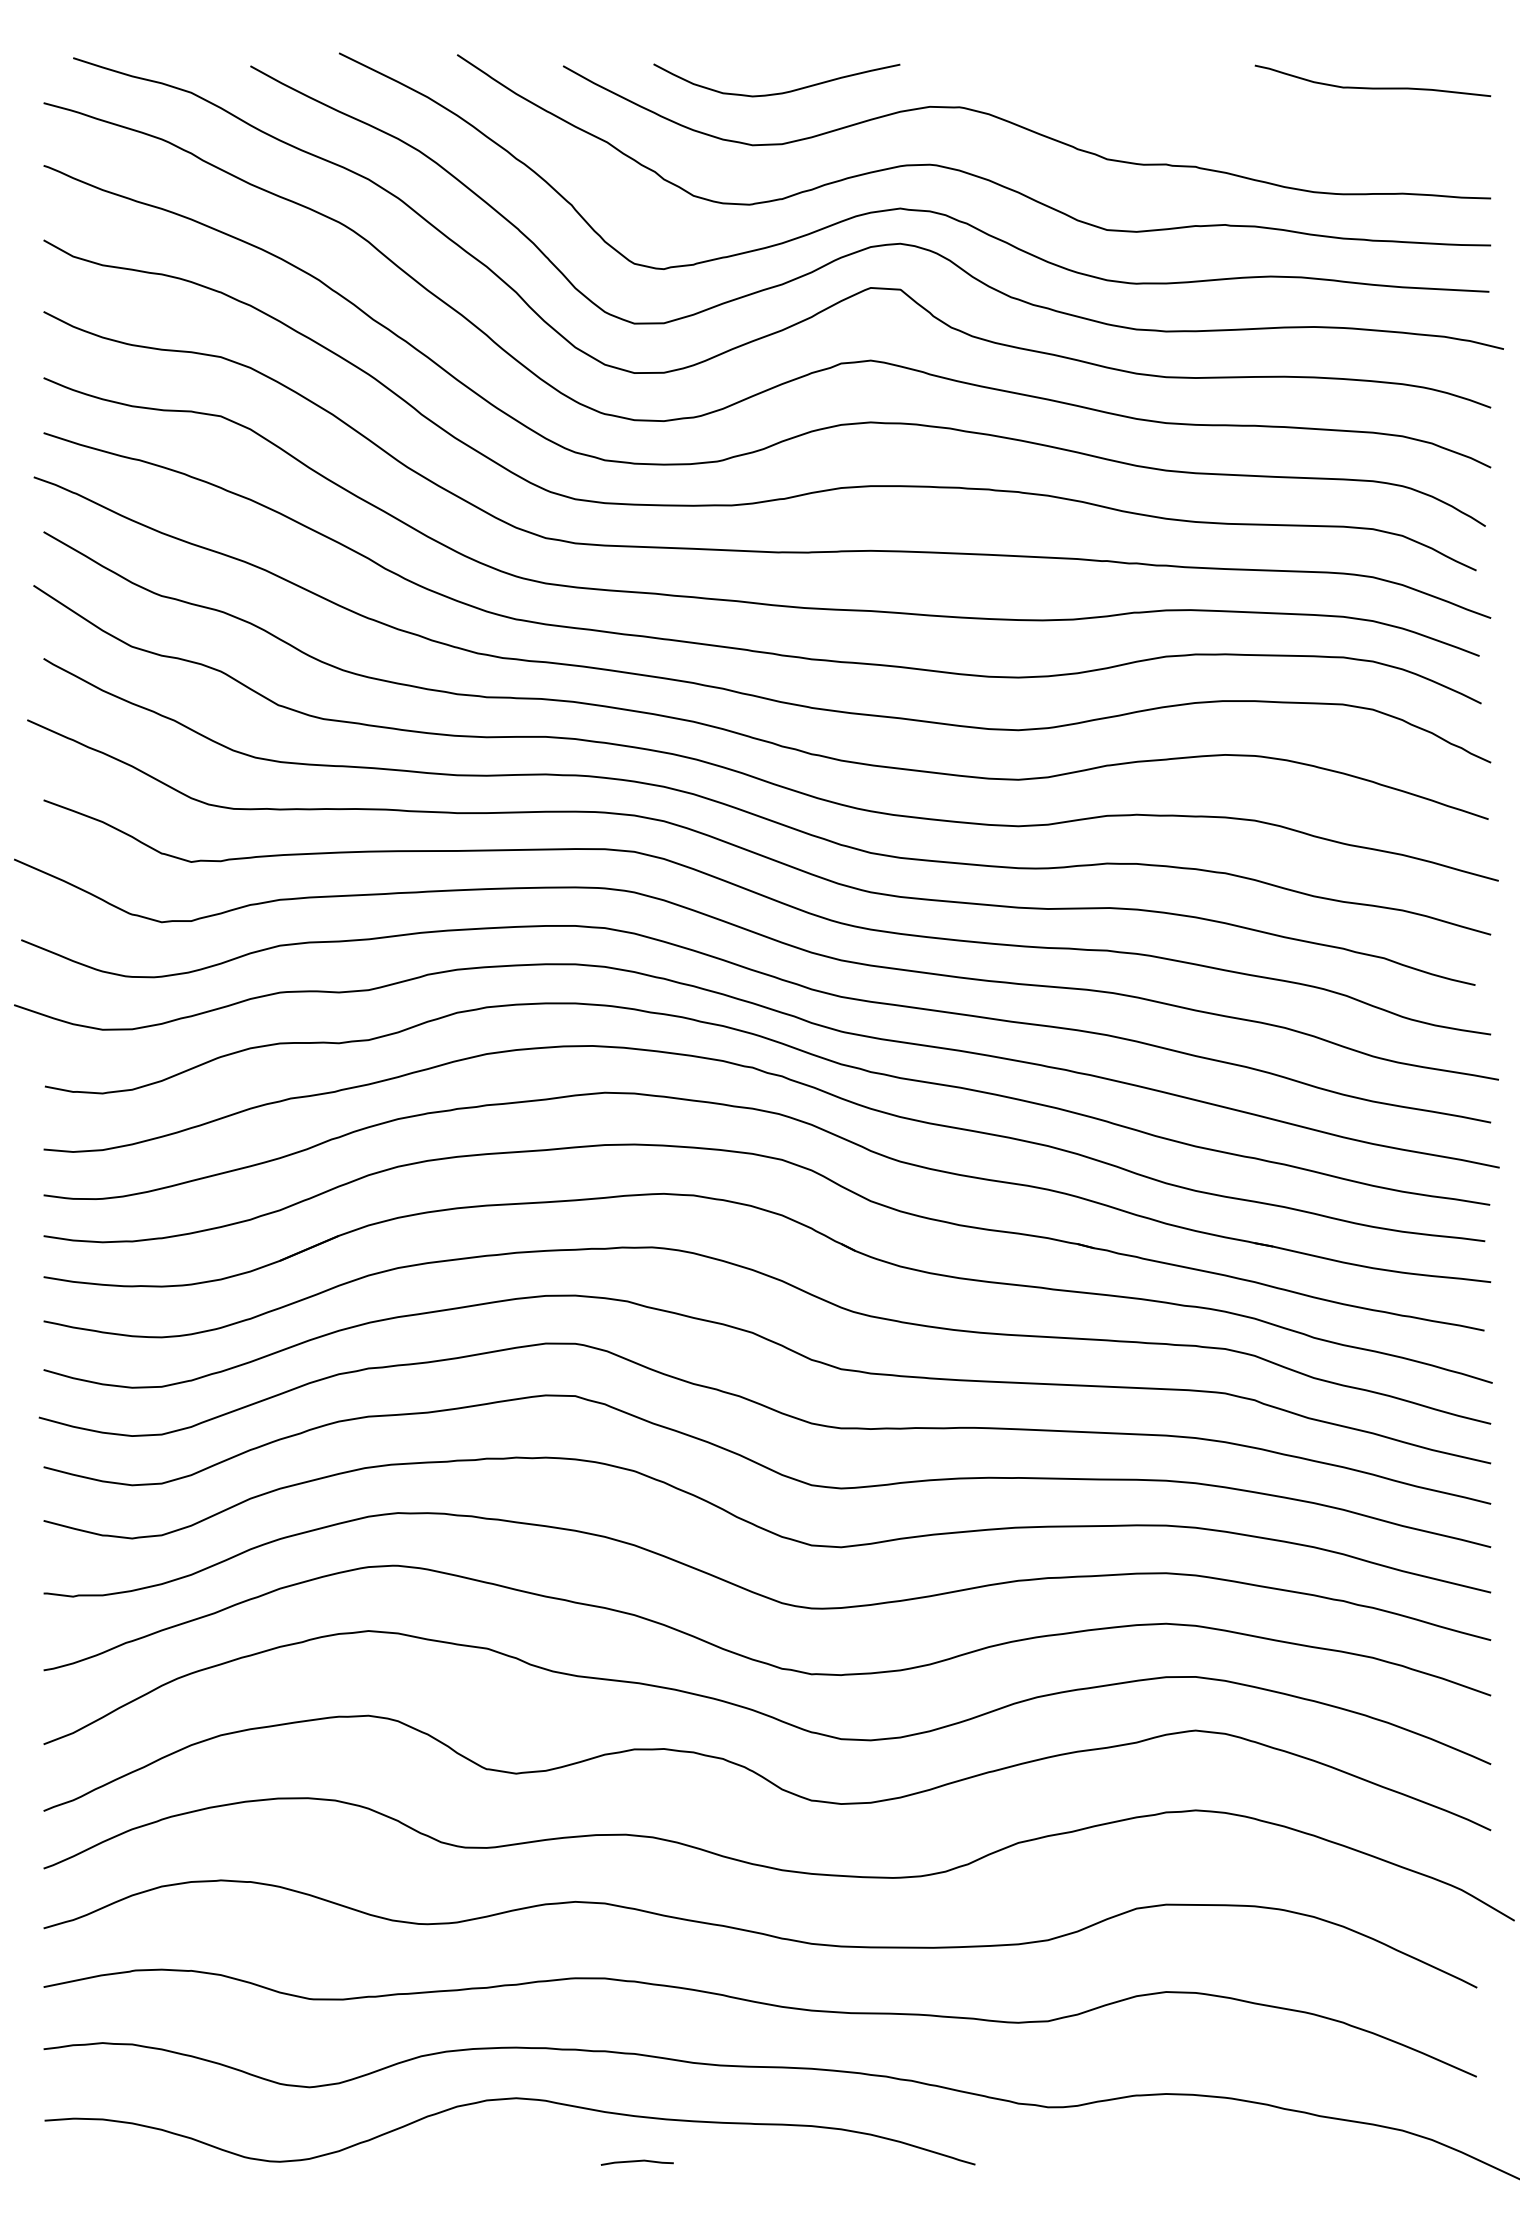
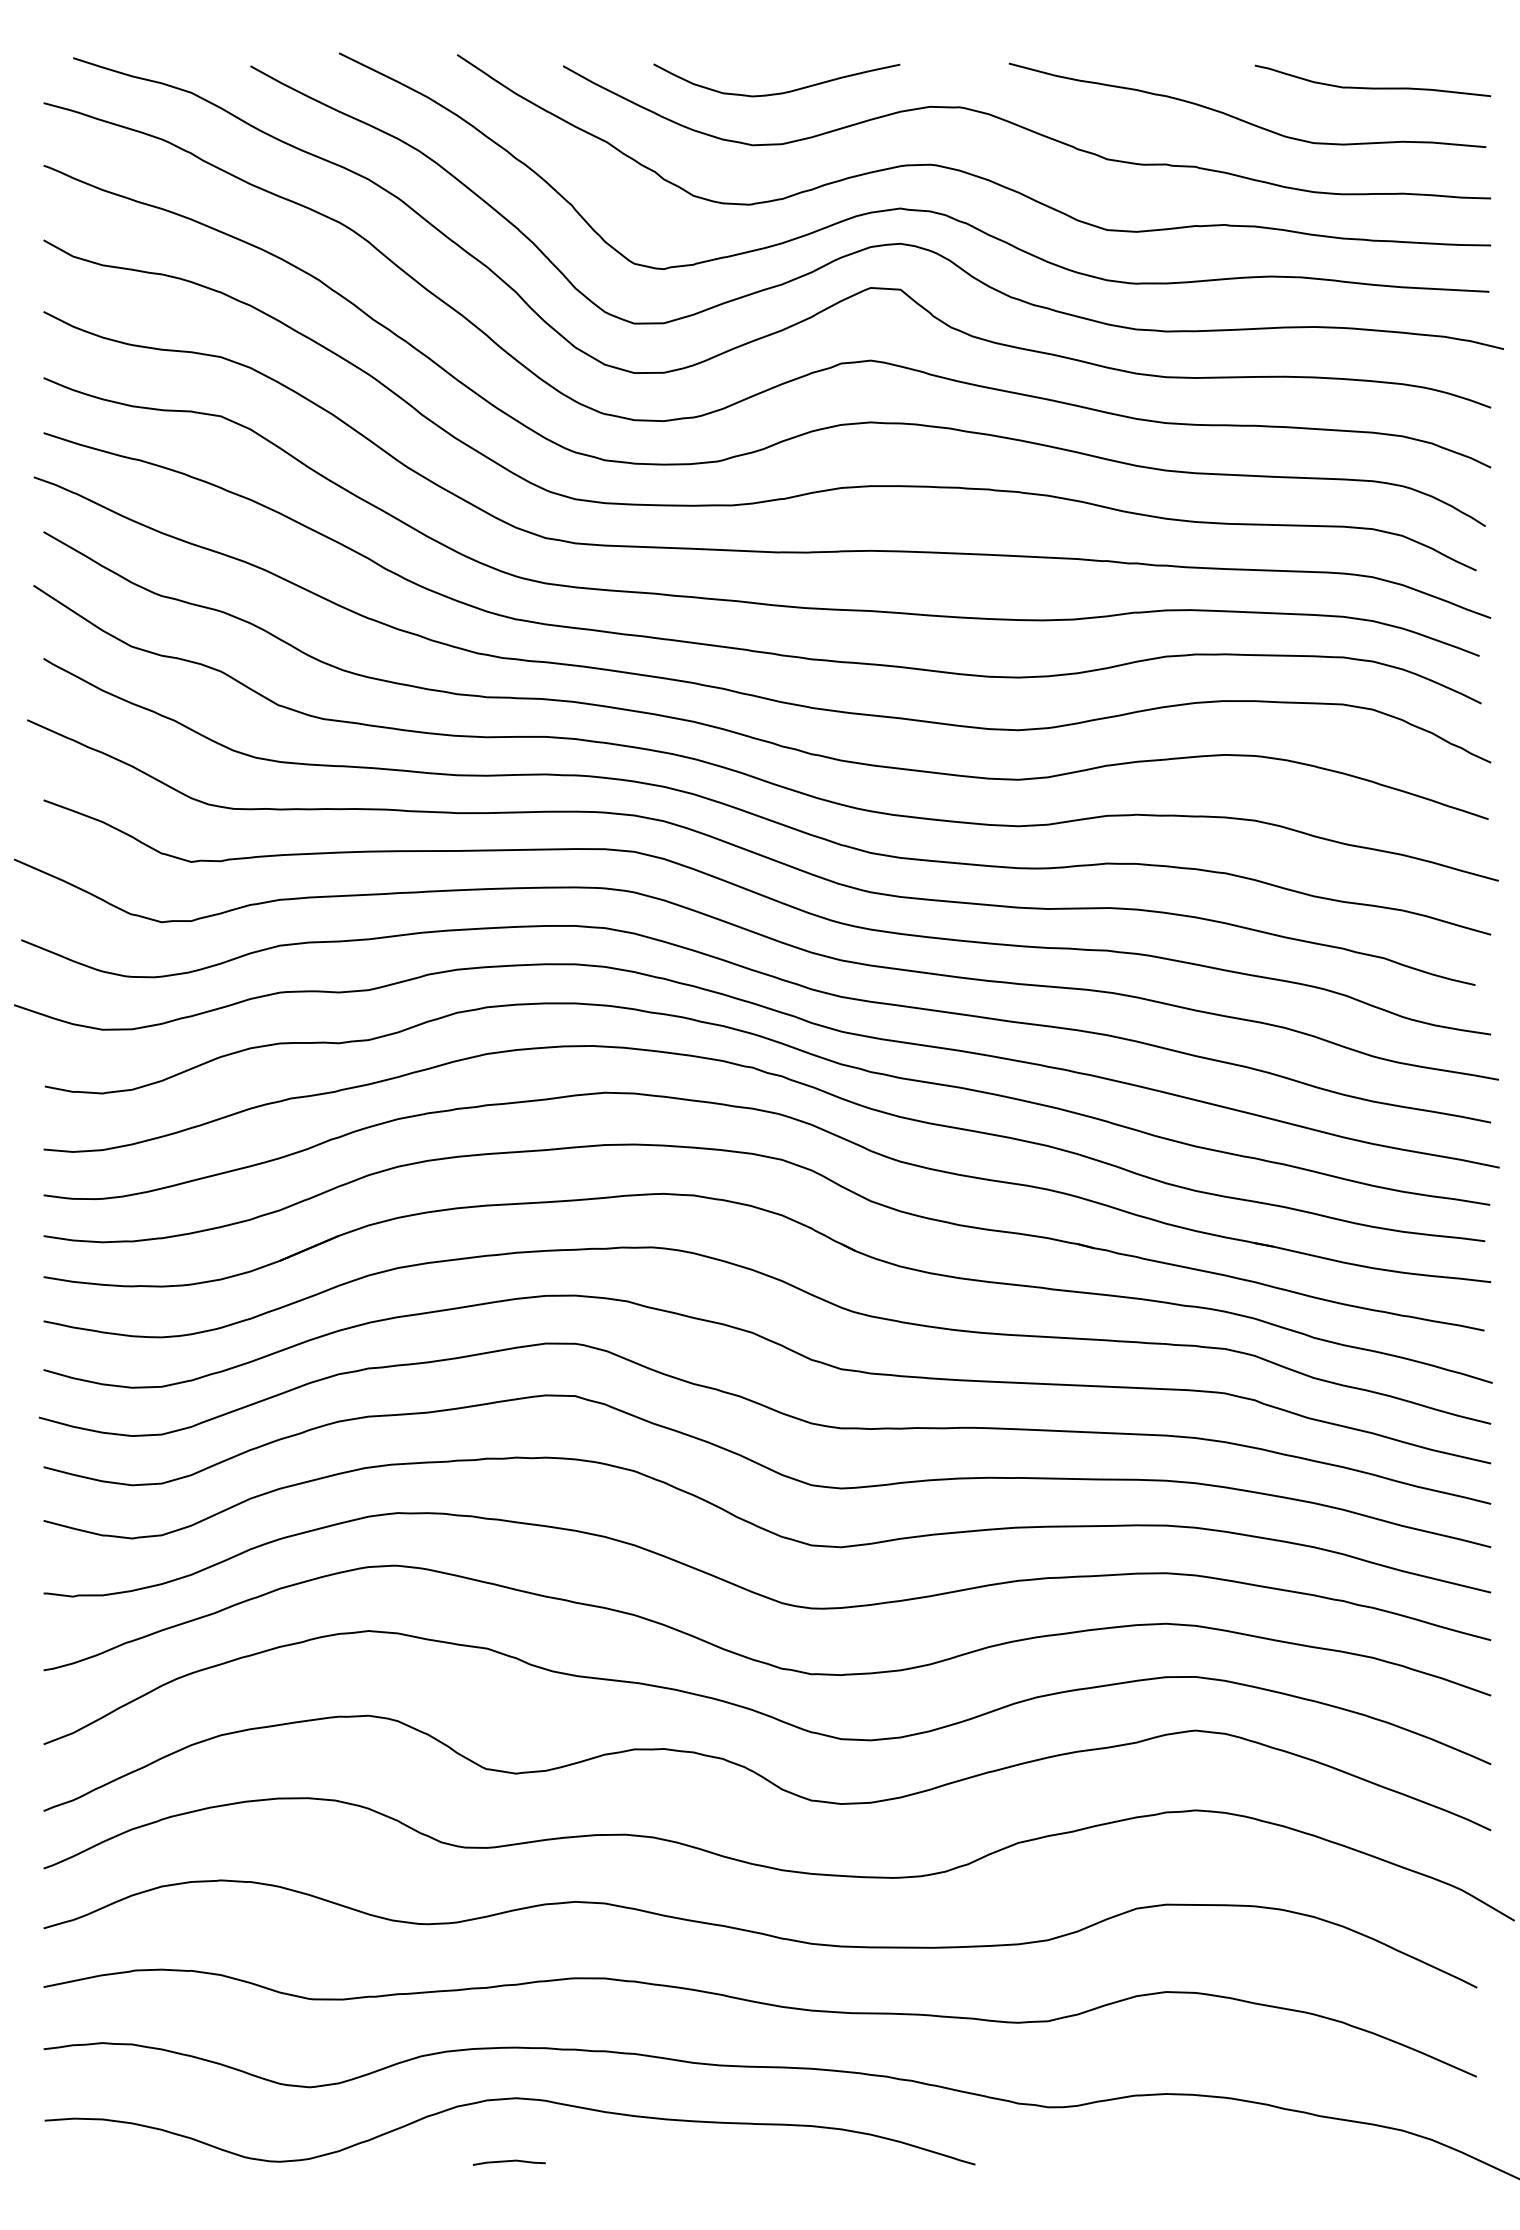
curve: none -> present (1240, 118)
line position: (636, 2161) -> (508, 2161) (508, 2161)
